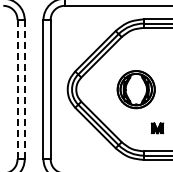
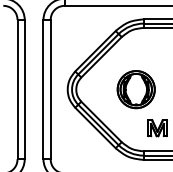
line: dashed -> solid (17, 89)
line: dashed -> solid (24, 89)
part size: 15x13 px -> 21x19 px (157, 128)
